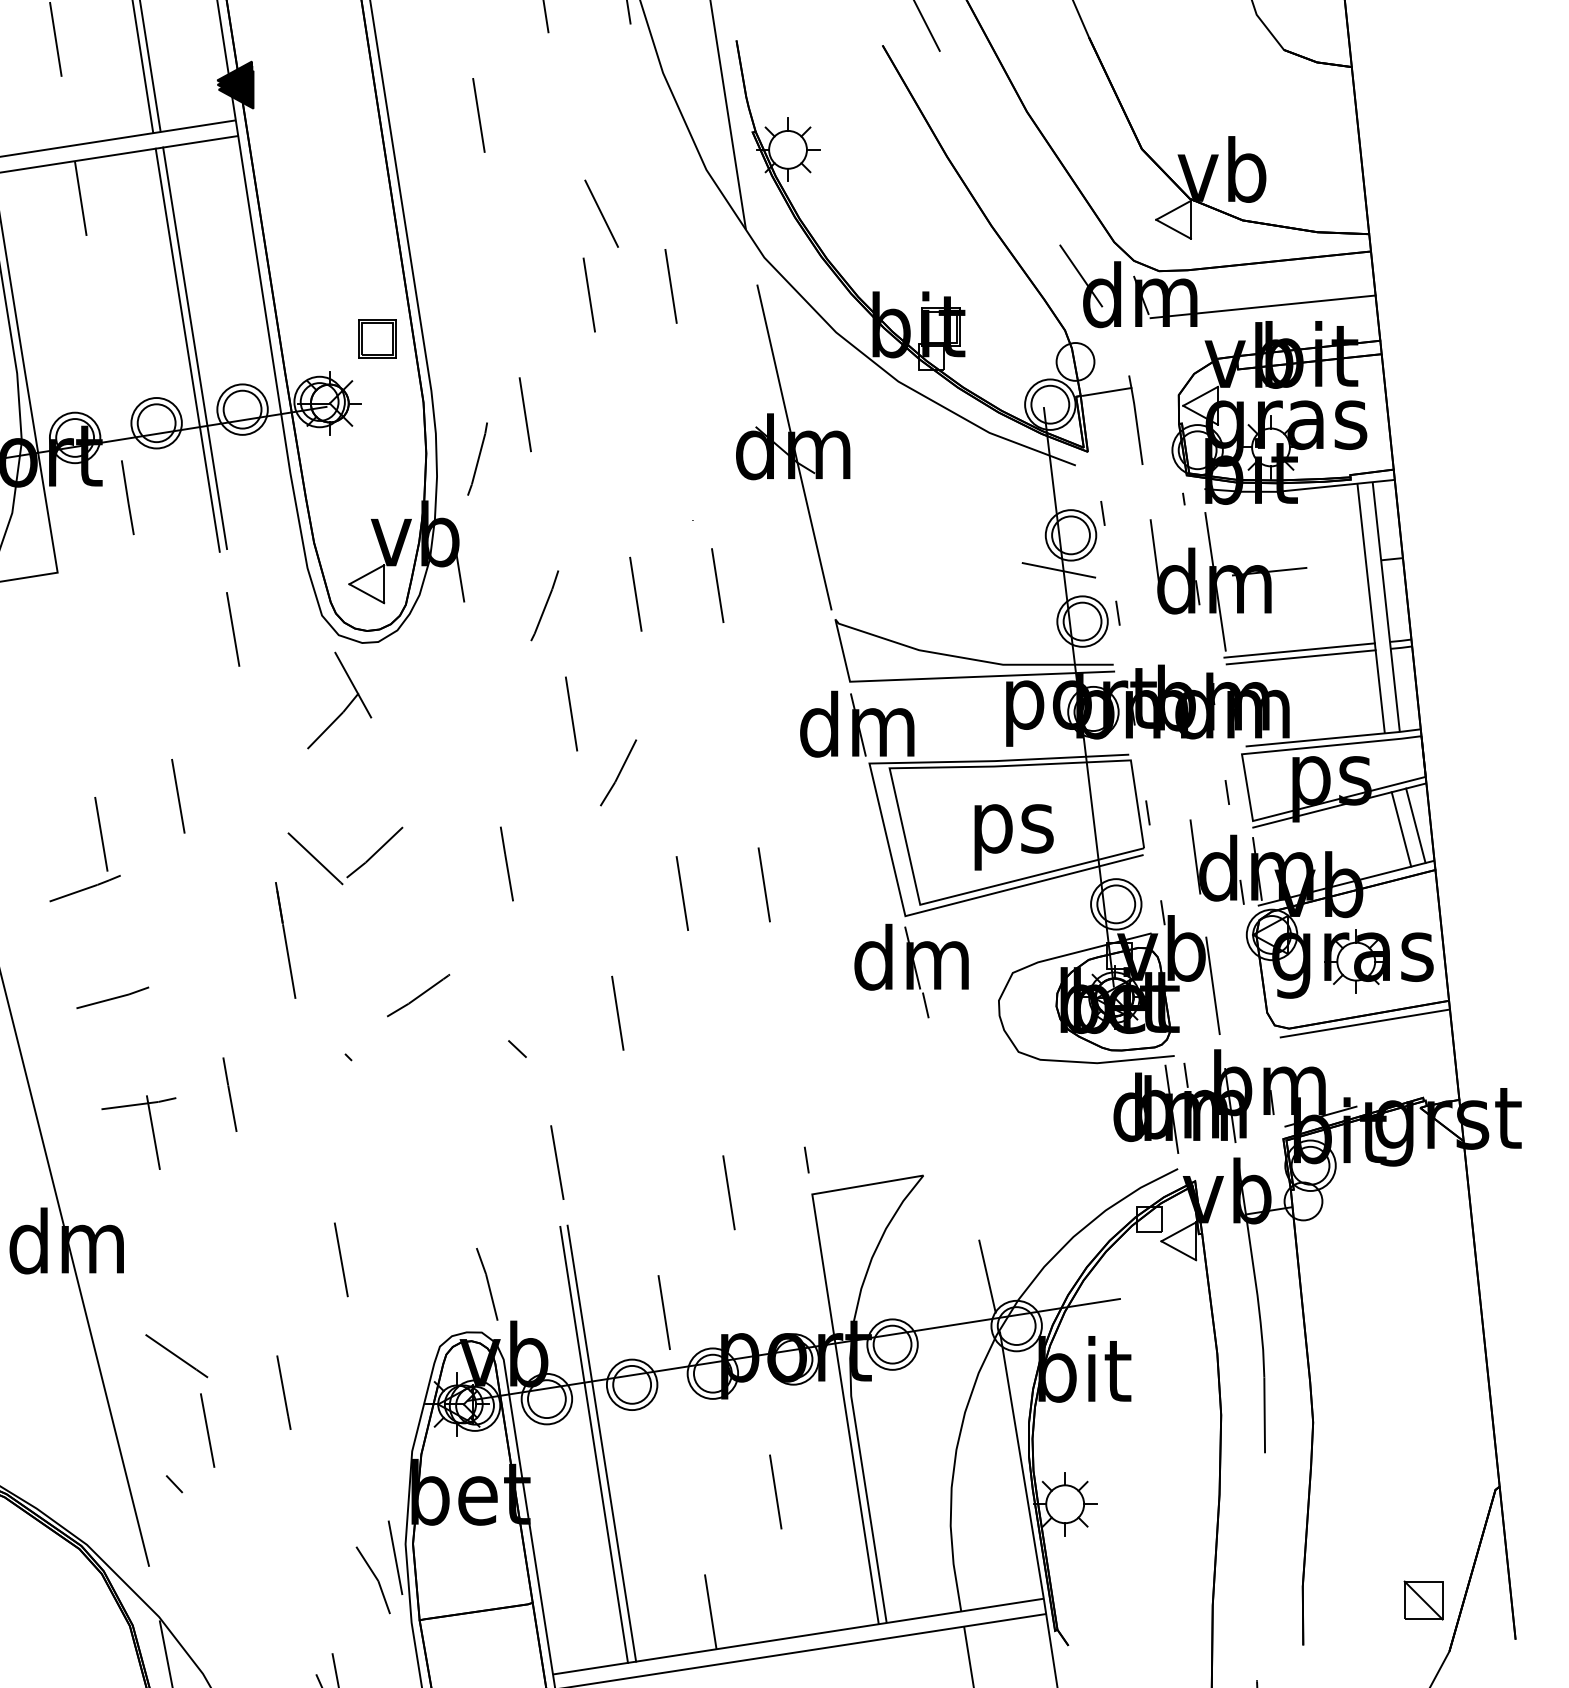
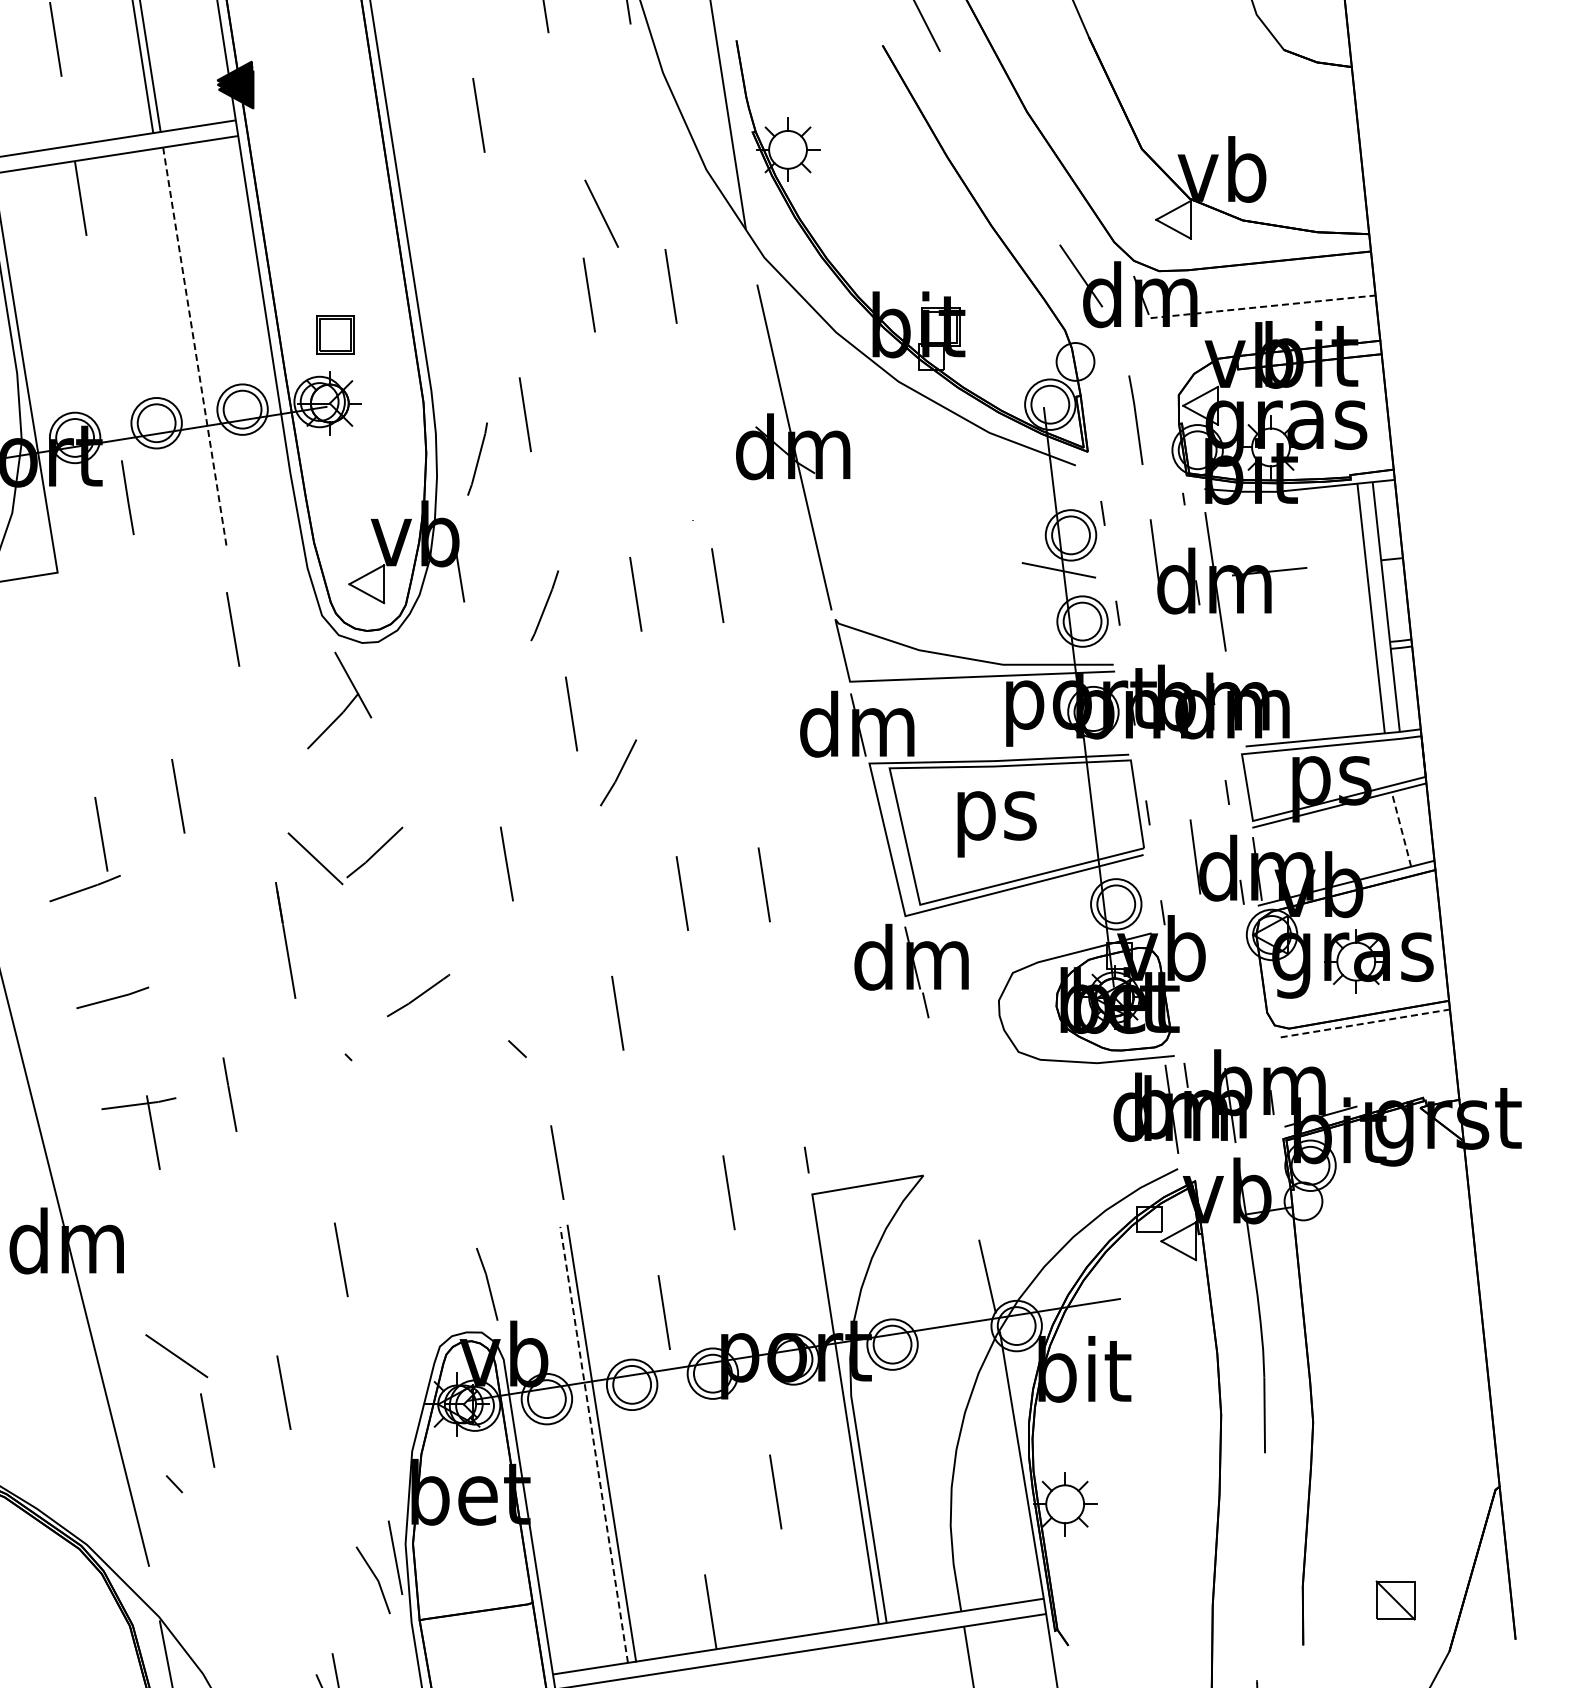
line: solid -> dashed (1263, 306)
part position: (377, 338) -> (335, 334) (335, 334)
line: solid -> dashed (195, 348)
line: present -> none (187, 349)
line: present -> none (1107, 391)
line: present -> none (1299, 650)
line: present -> none (1300, 657)
line: present -> none (1415, 825)
line: solid -> dashed (1401, 828)
text position: (1013, 837) -> (996, 824) (996, 824)
line: present -> none (1212, 985)
line: solid -> dashed (1365, 1023)
line: solid -> dashed (594, 1444)
part position: (1423, 1600) -> (1395, 1600) (1395, 1600)
